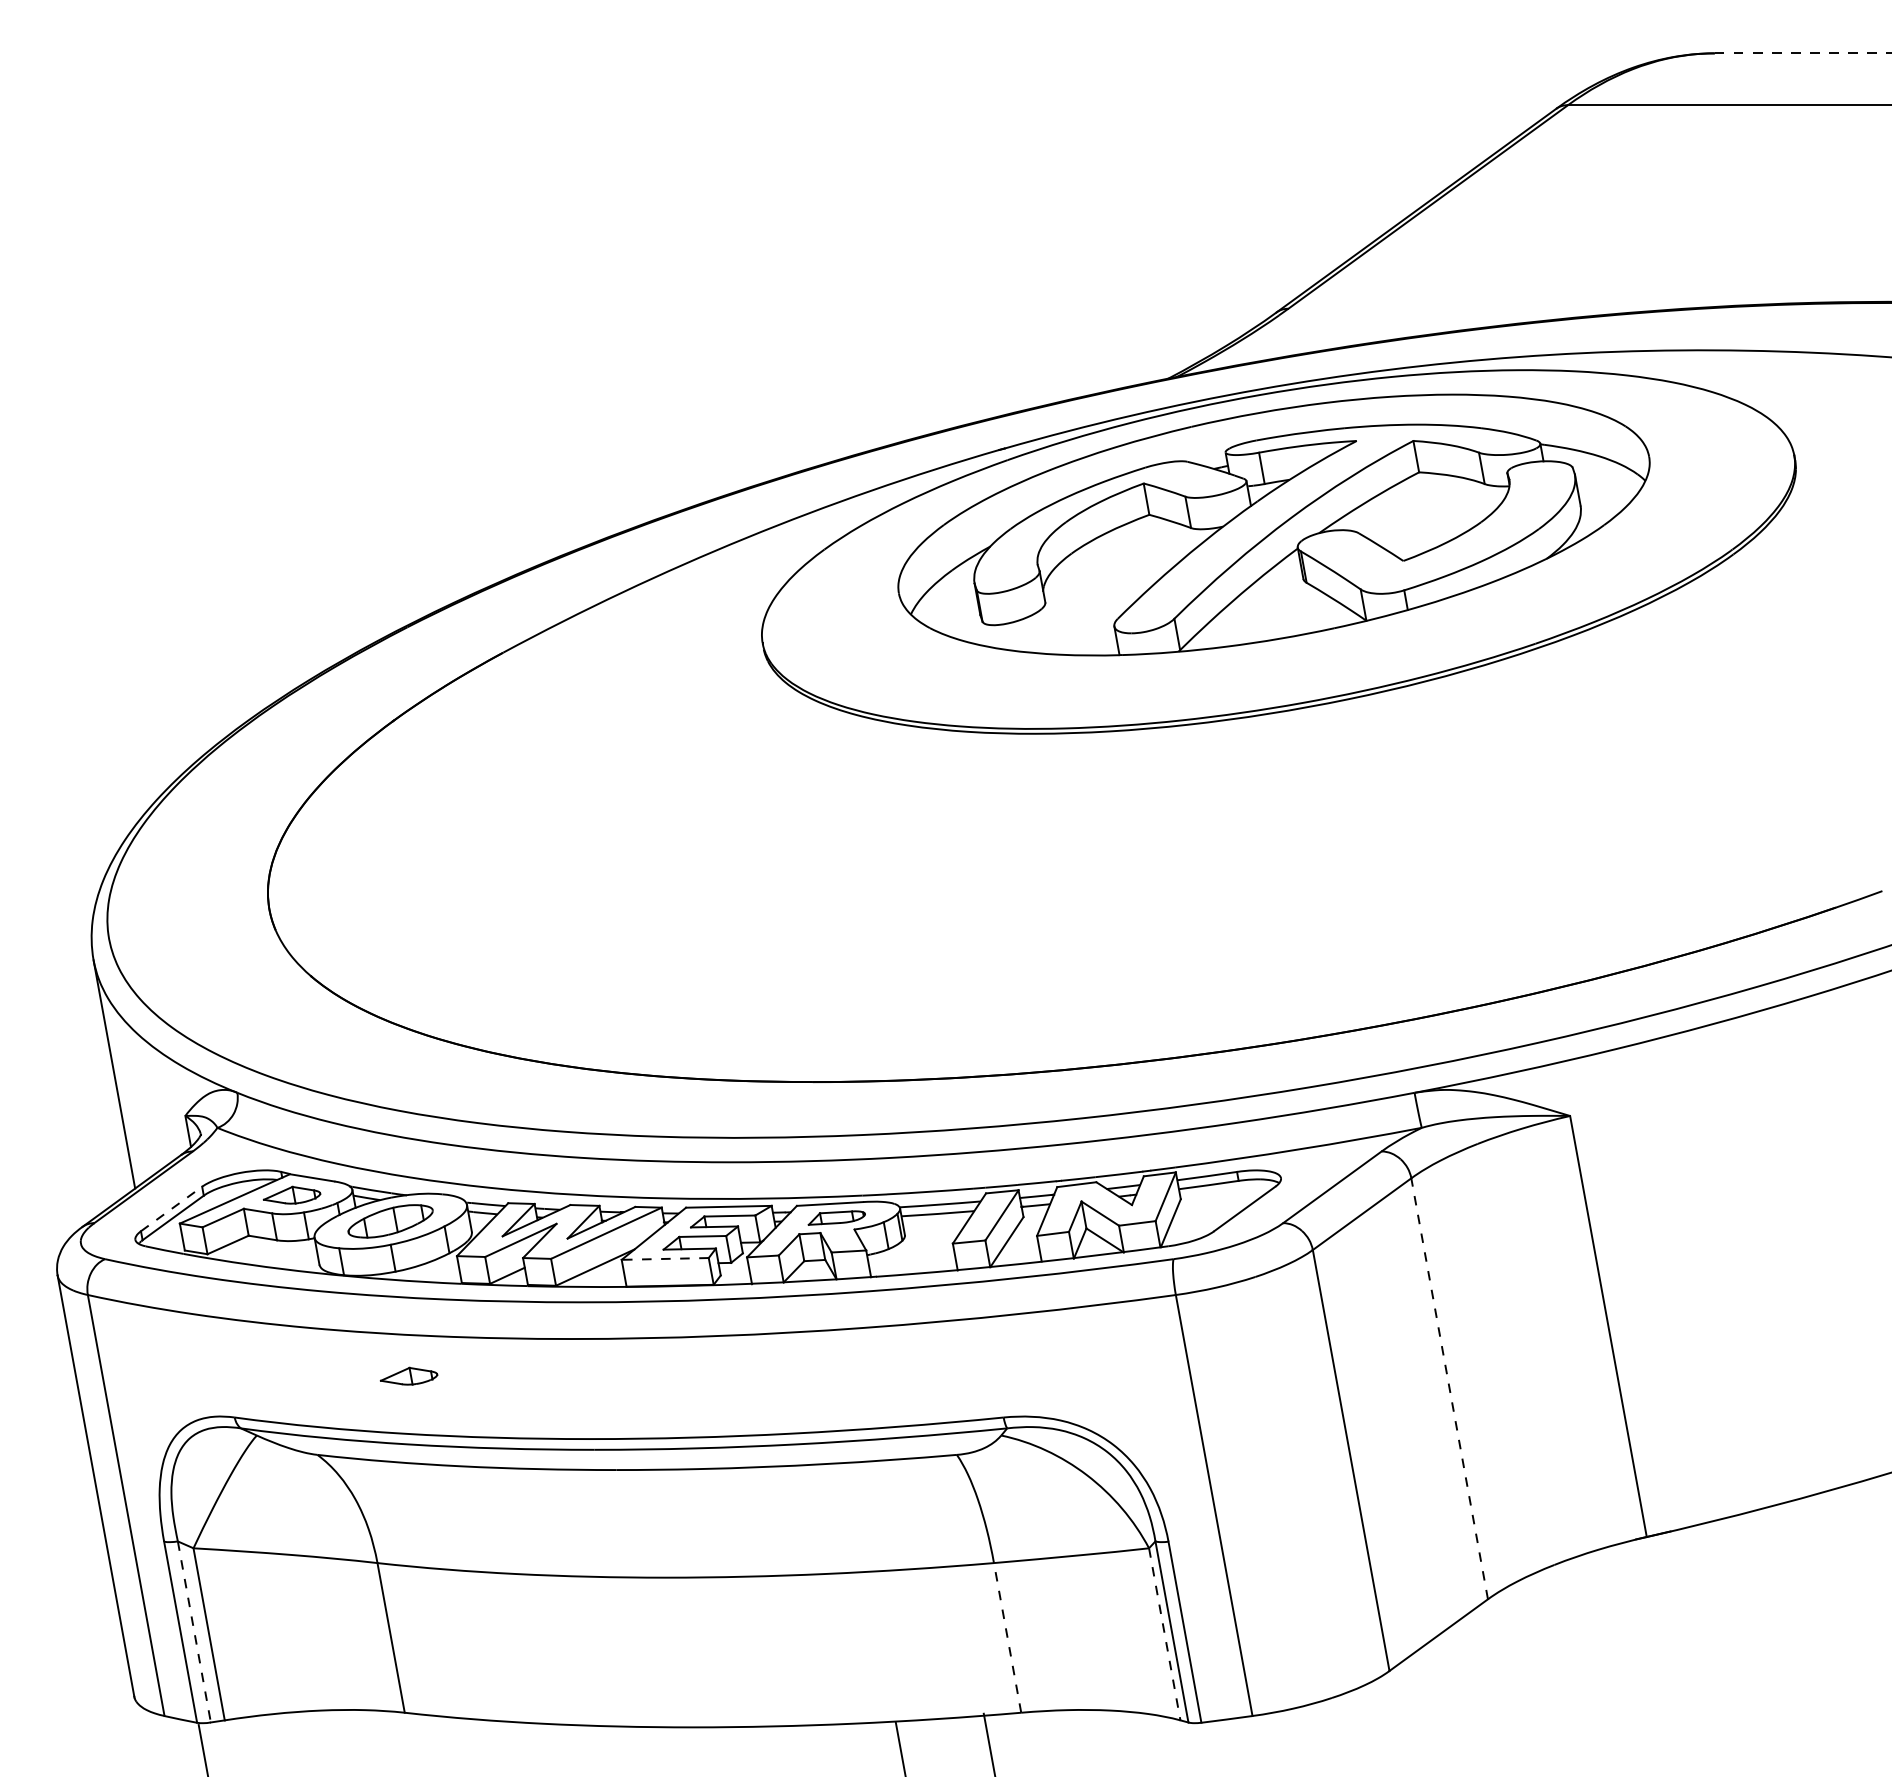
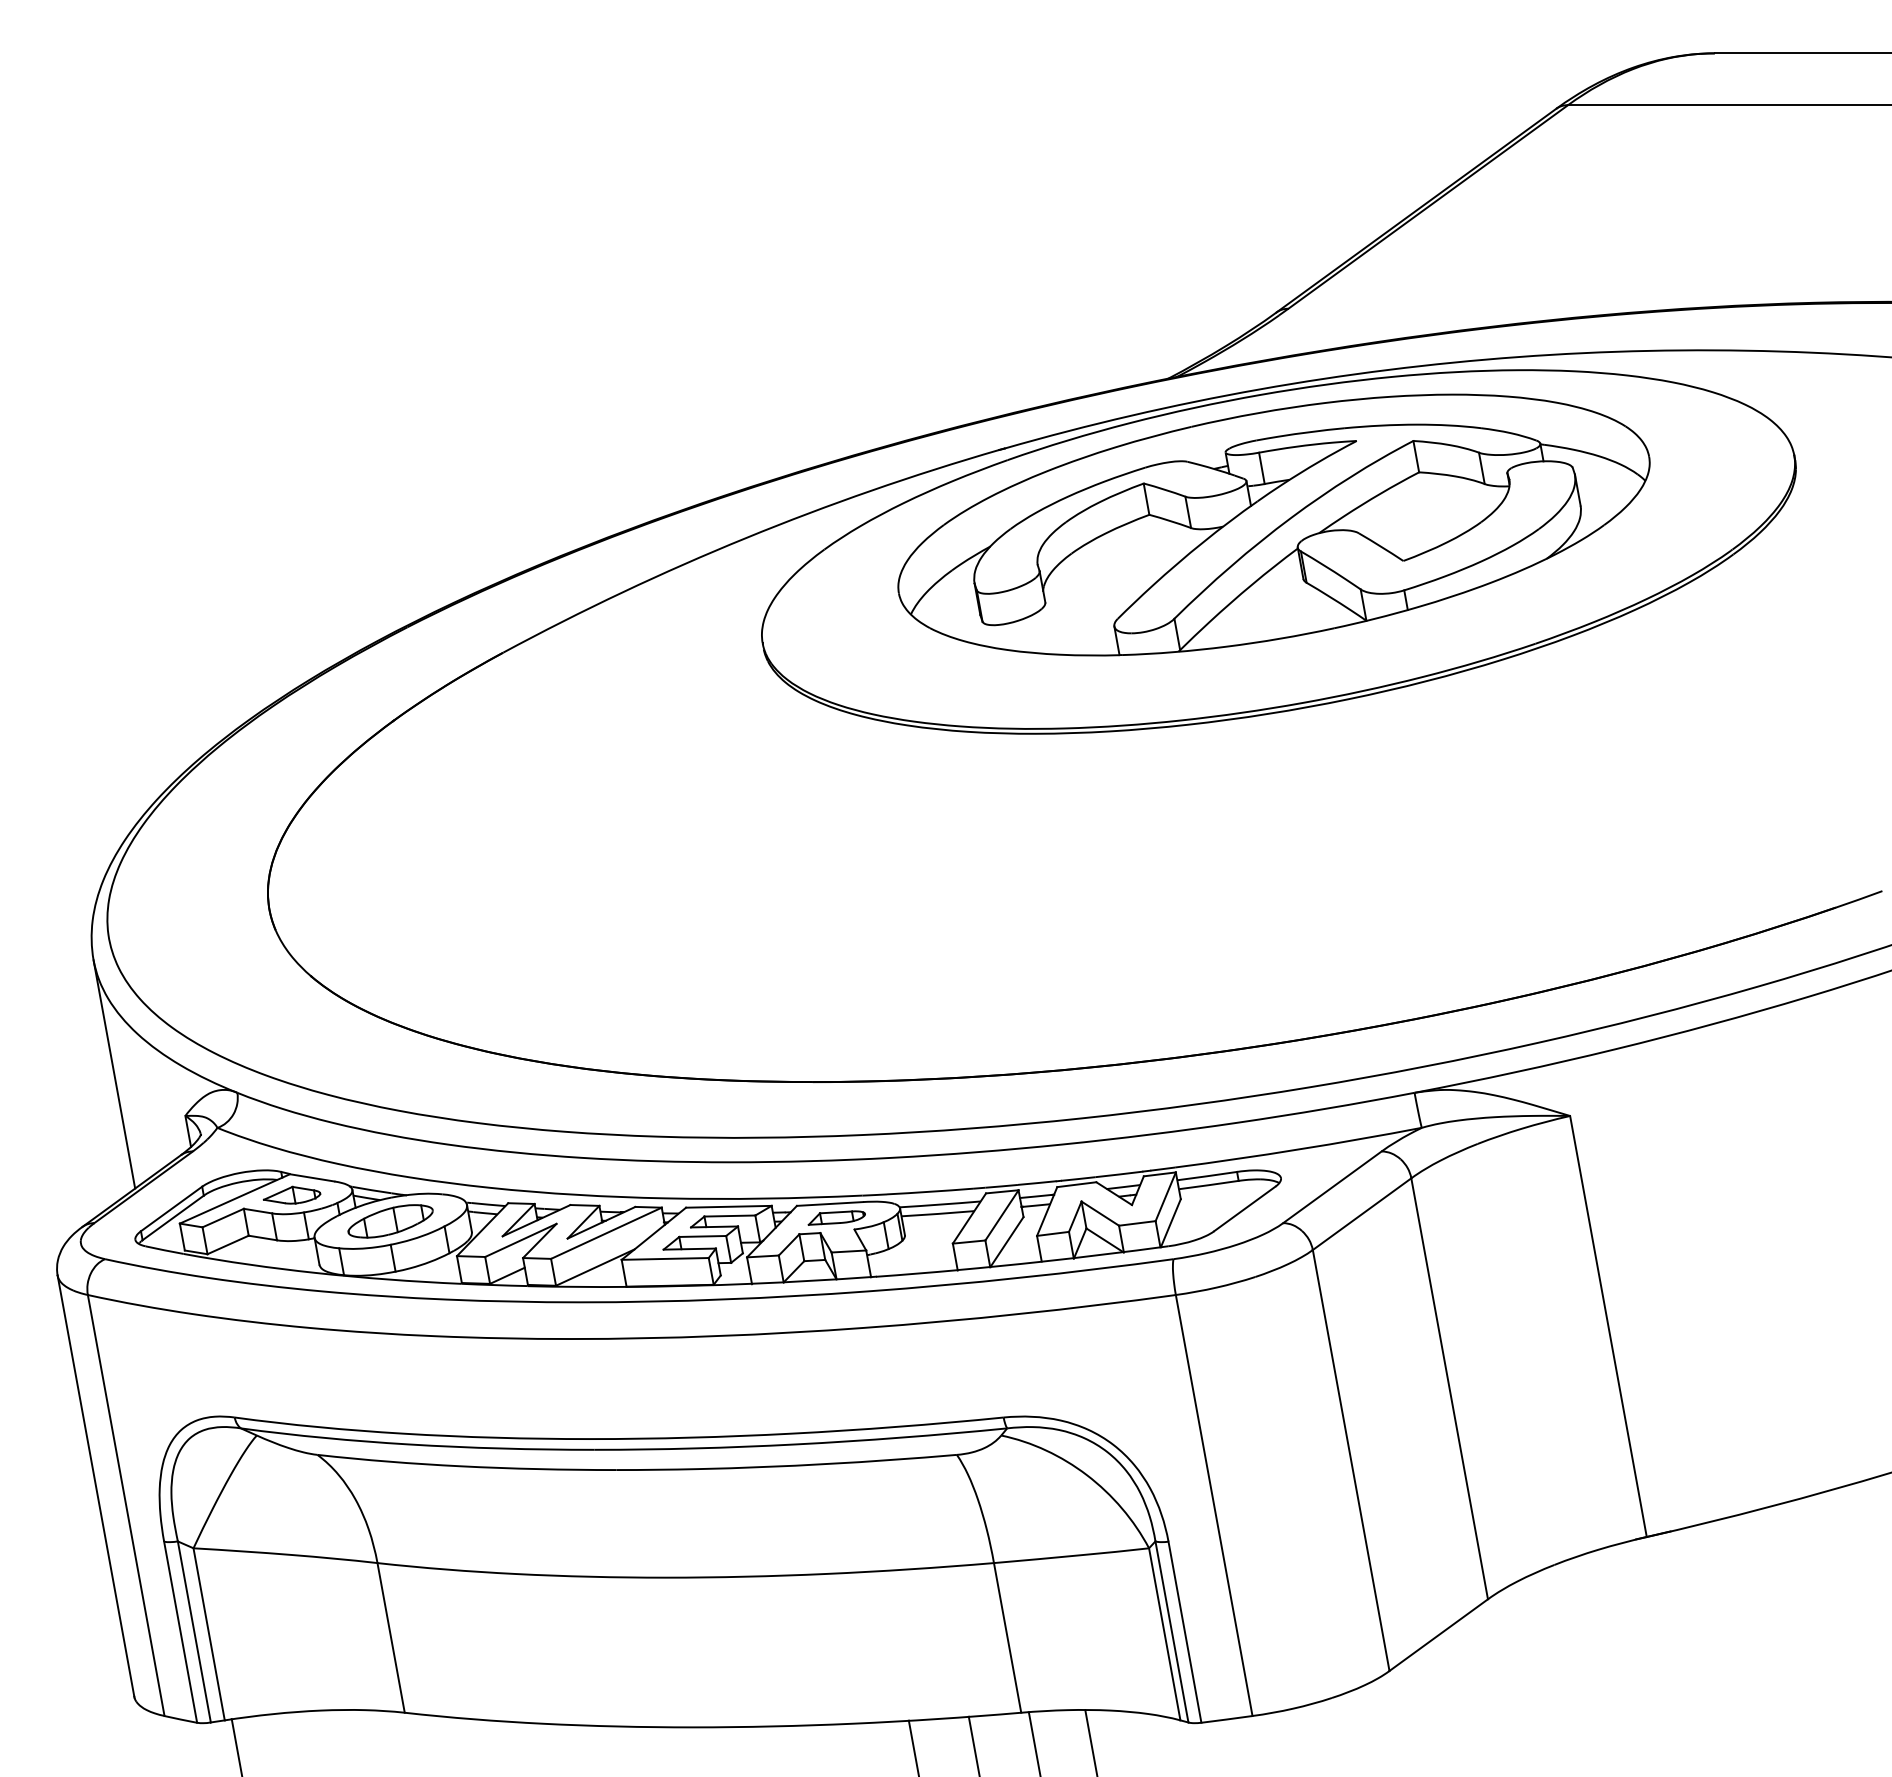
line: dashed -> solid (1803, 53)
line: dashed -> solid (171, 1208)
line: dashed -> solid (665, 1258)
part: present -> none (408, 1375)
line: dashed -> solid (1449, 1388)
line: dashed -> solid (194, 1632)
line: dashed -> solid (1164, 1634)
line: dashed -> solid (1007, 1637)
line: none -> present (1090, 1741)
line: none -> present (1033, 1742)
line position: (988, 1743) -> (973, 1744) (973, 1744)
line position: (900, 1747) -> (913, 1746) (913, 1746)
line position: (202, 1749) -> (236, 1746) (236, 1746)
